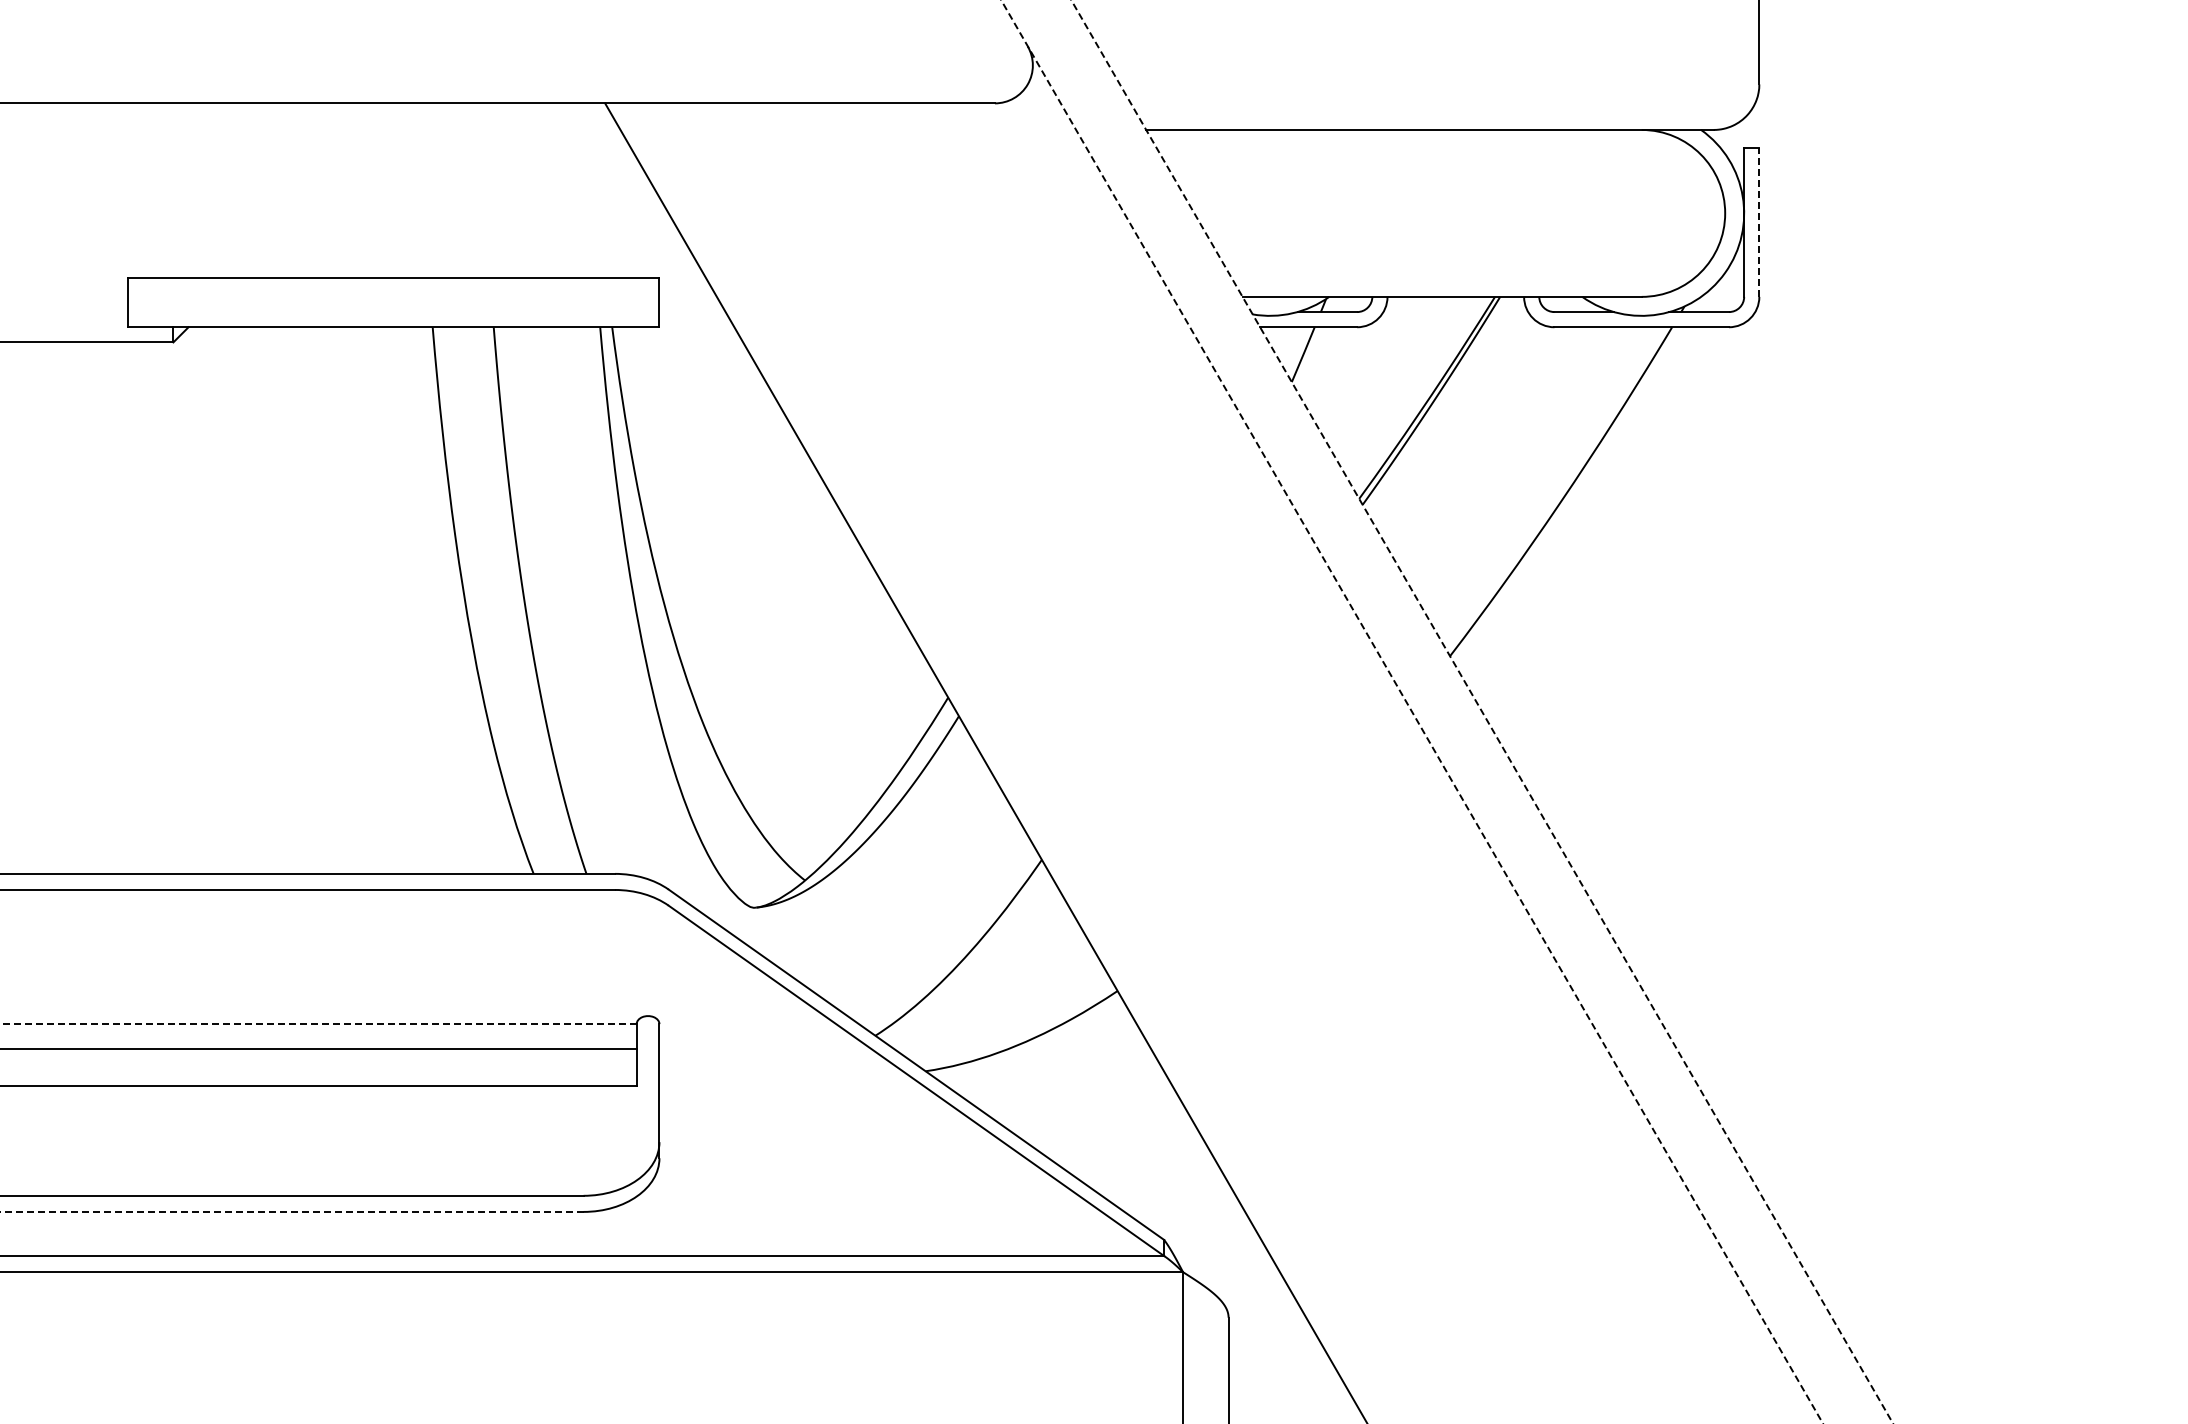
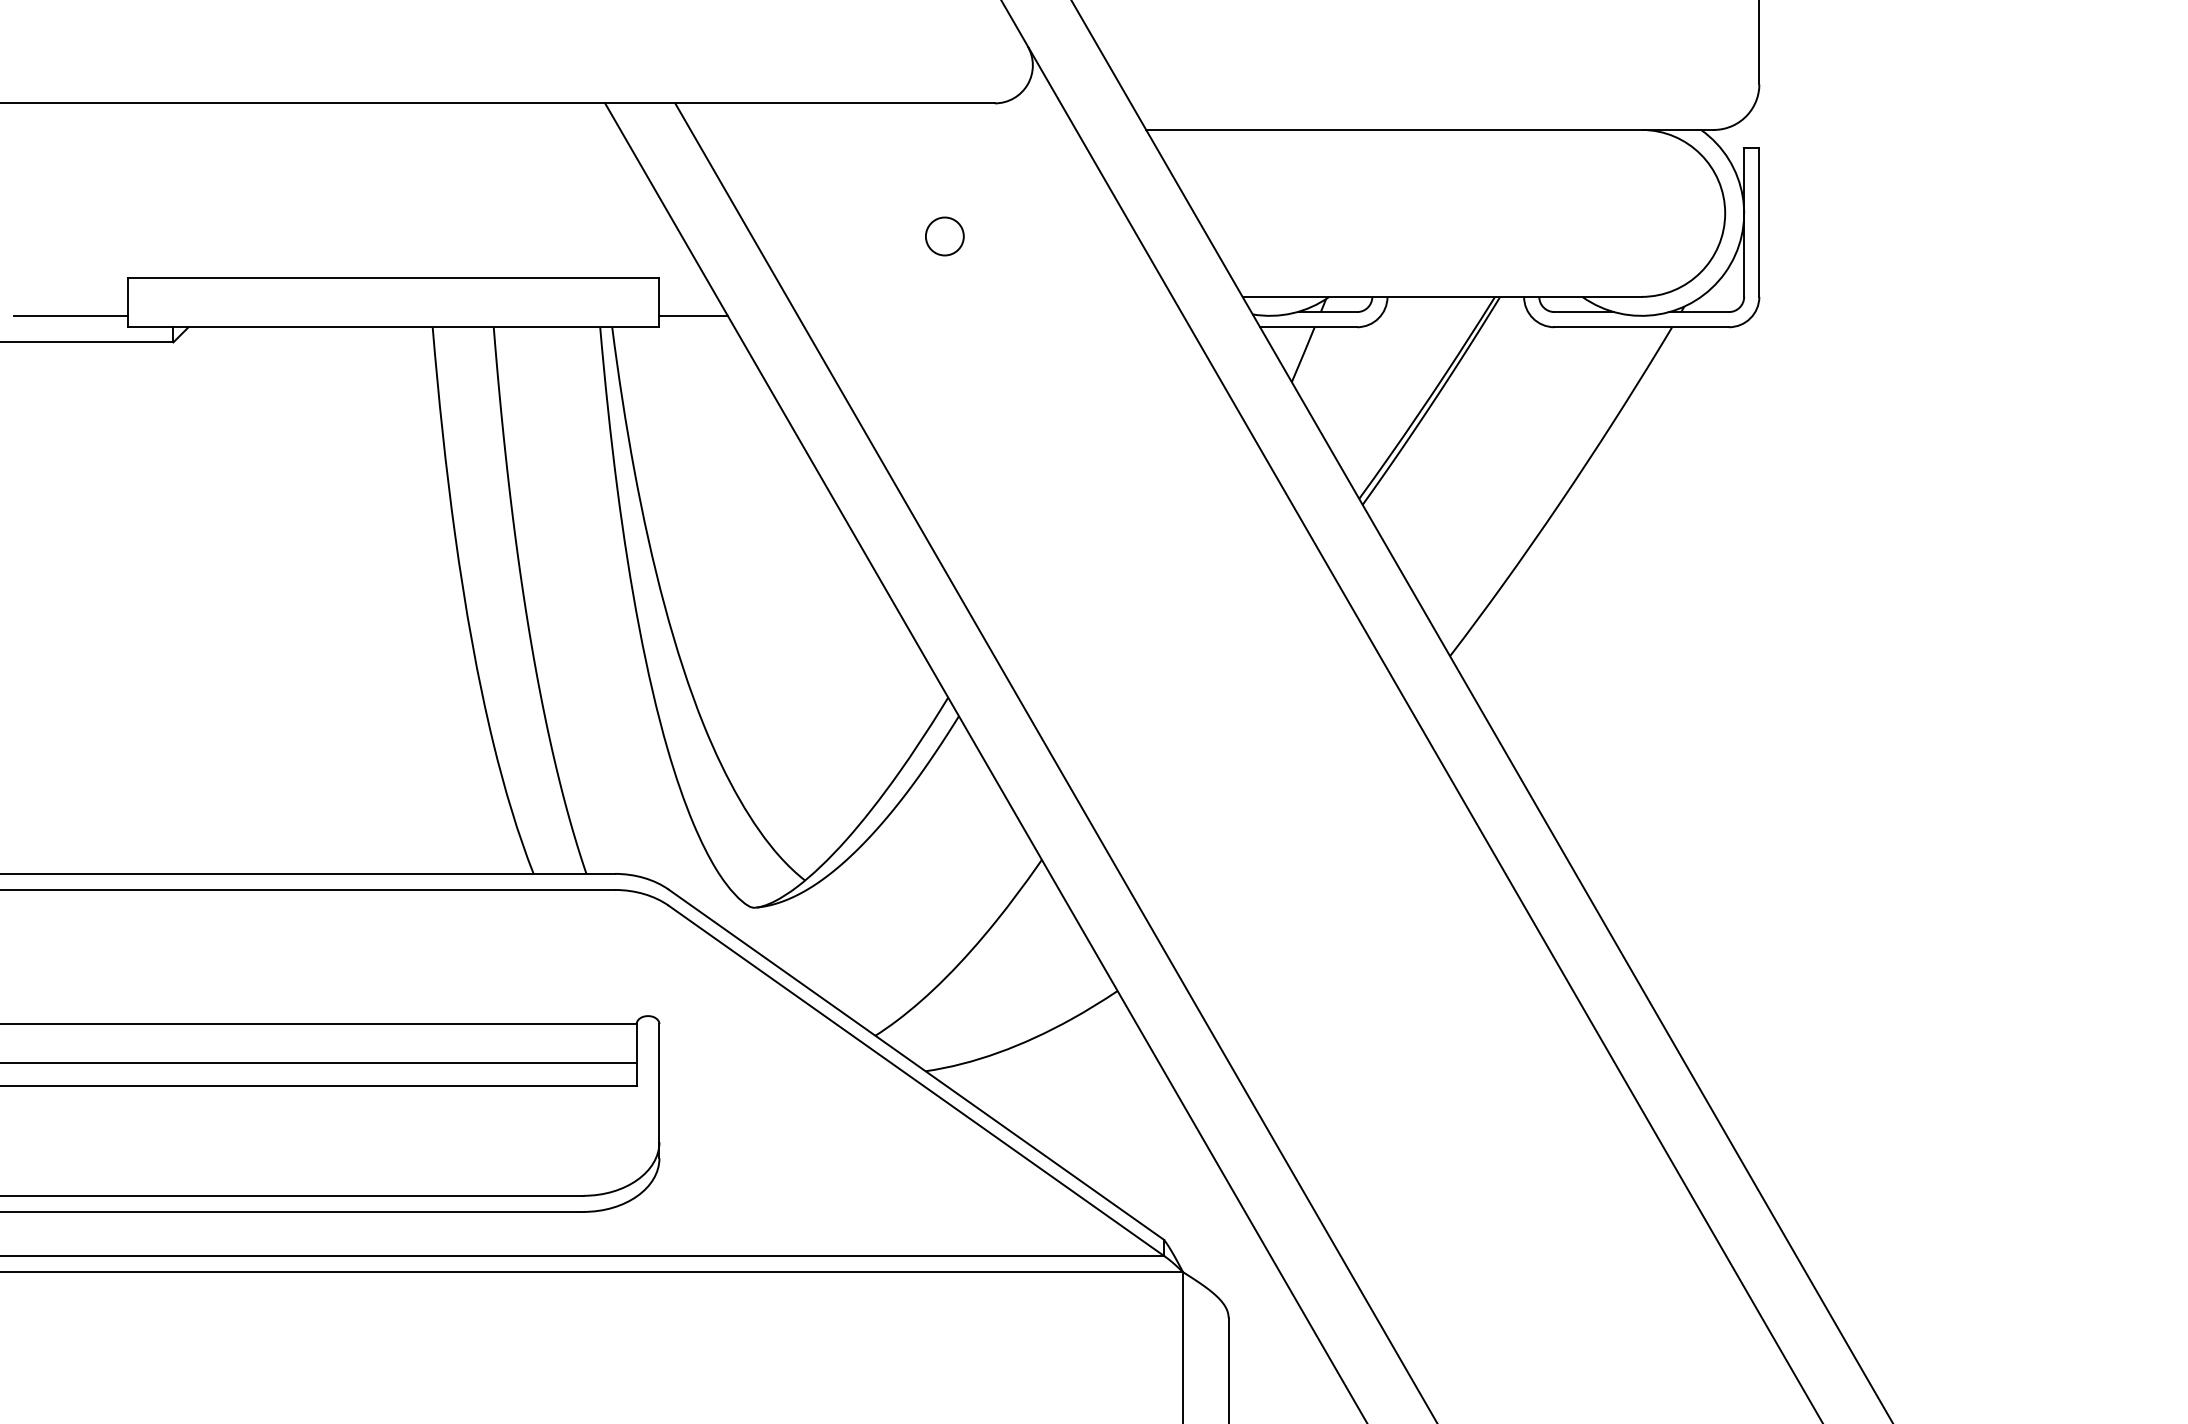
line: dashed -> solid (1759, 222)
circle: none -> present (944, 236)
line: none -> present (70, 315)
line: none -> present (693, 315)
line: dashed -> solid (1412, 711)
line: dashed -> solid (1482, 711)
line: none -> present (1055, 761)
line: dashed -> solid (318, 1024)
line position: (319, 1048) -> (319, 1062) (319, 1062)
line: dashed -> solid (291, 1211)
